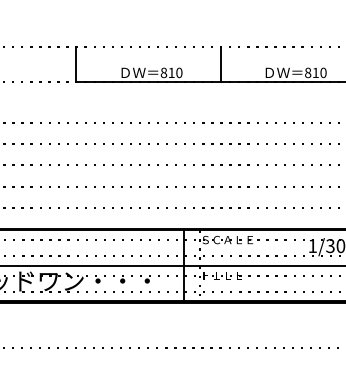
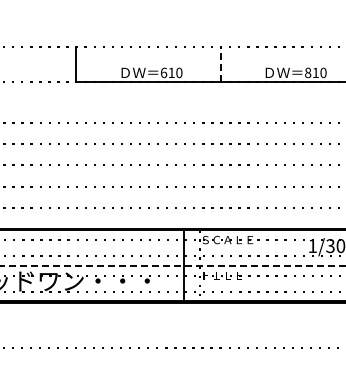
line: solid -> dashed (220, 64)
text: 810 -> 610 (163, 72)
line: solid -> dashed (173, 265)
